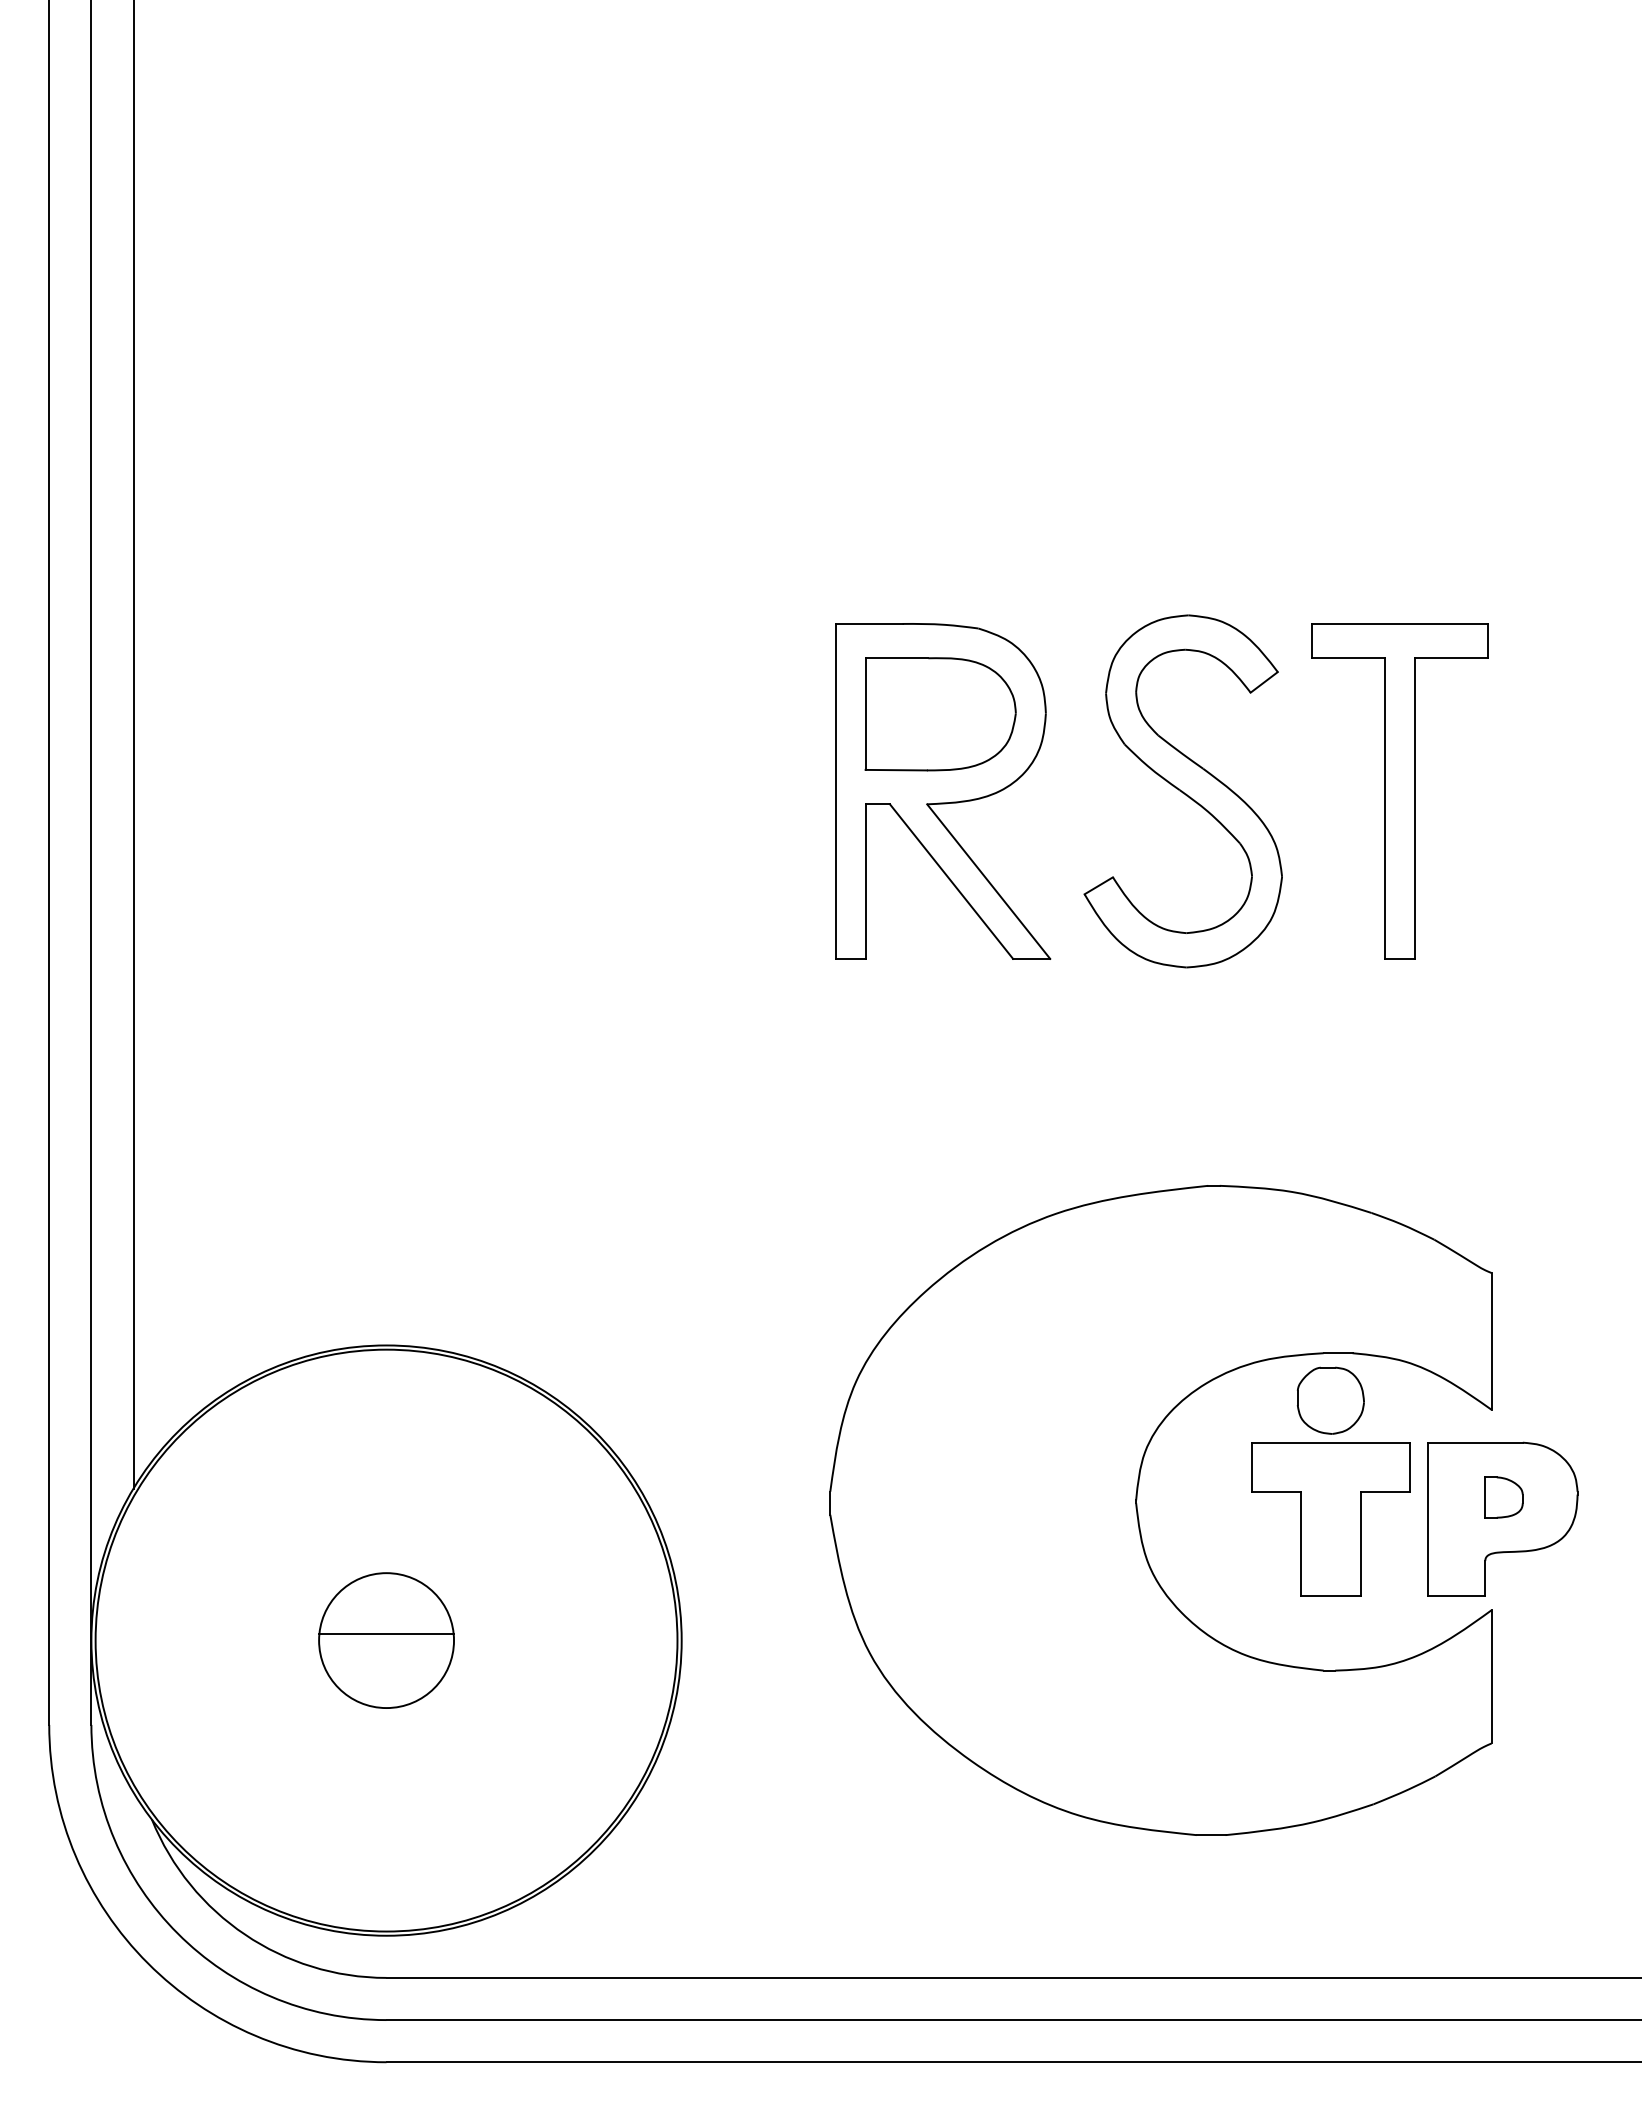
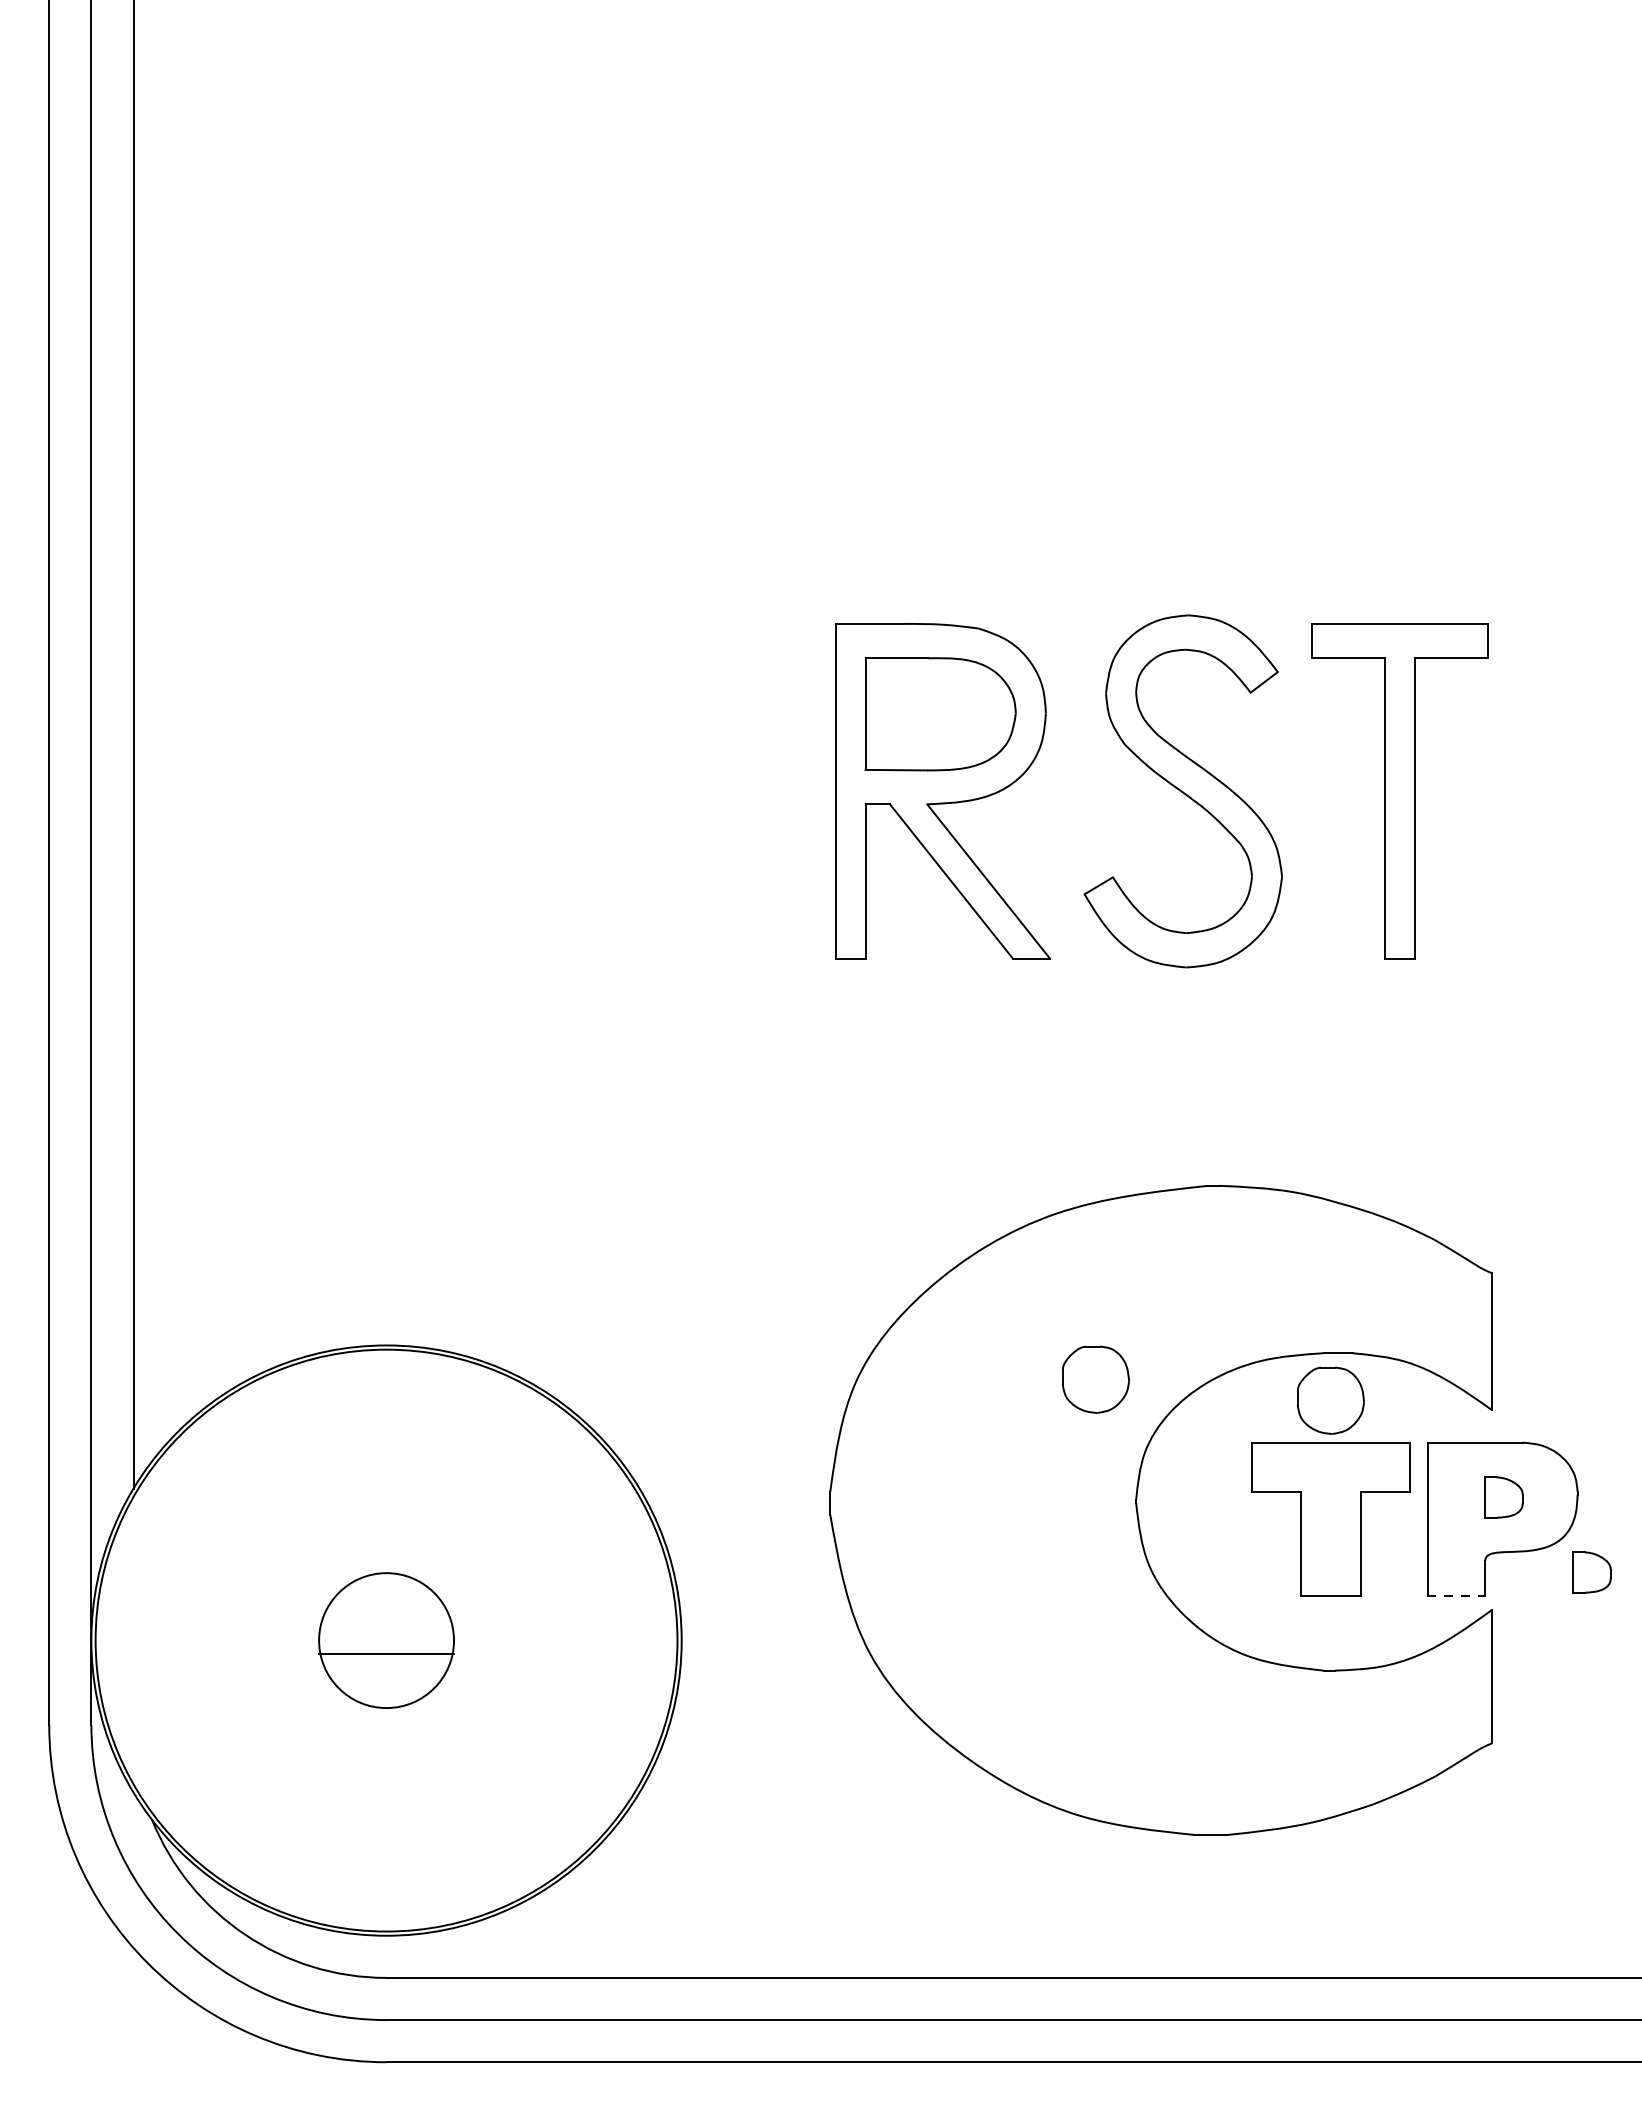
part: none -> present (1095, 1379)
part: none -> present (1591, 1572)
line: solid -> dashed (1456, 1595)
line position: (386, 1634) -> (386, 1654) (386, 1654)
